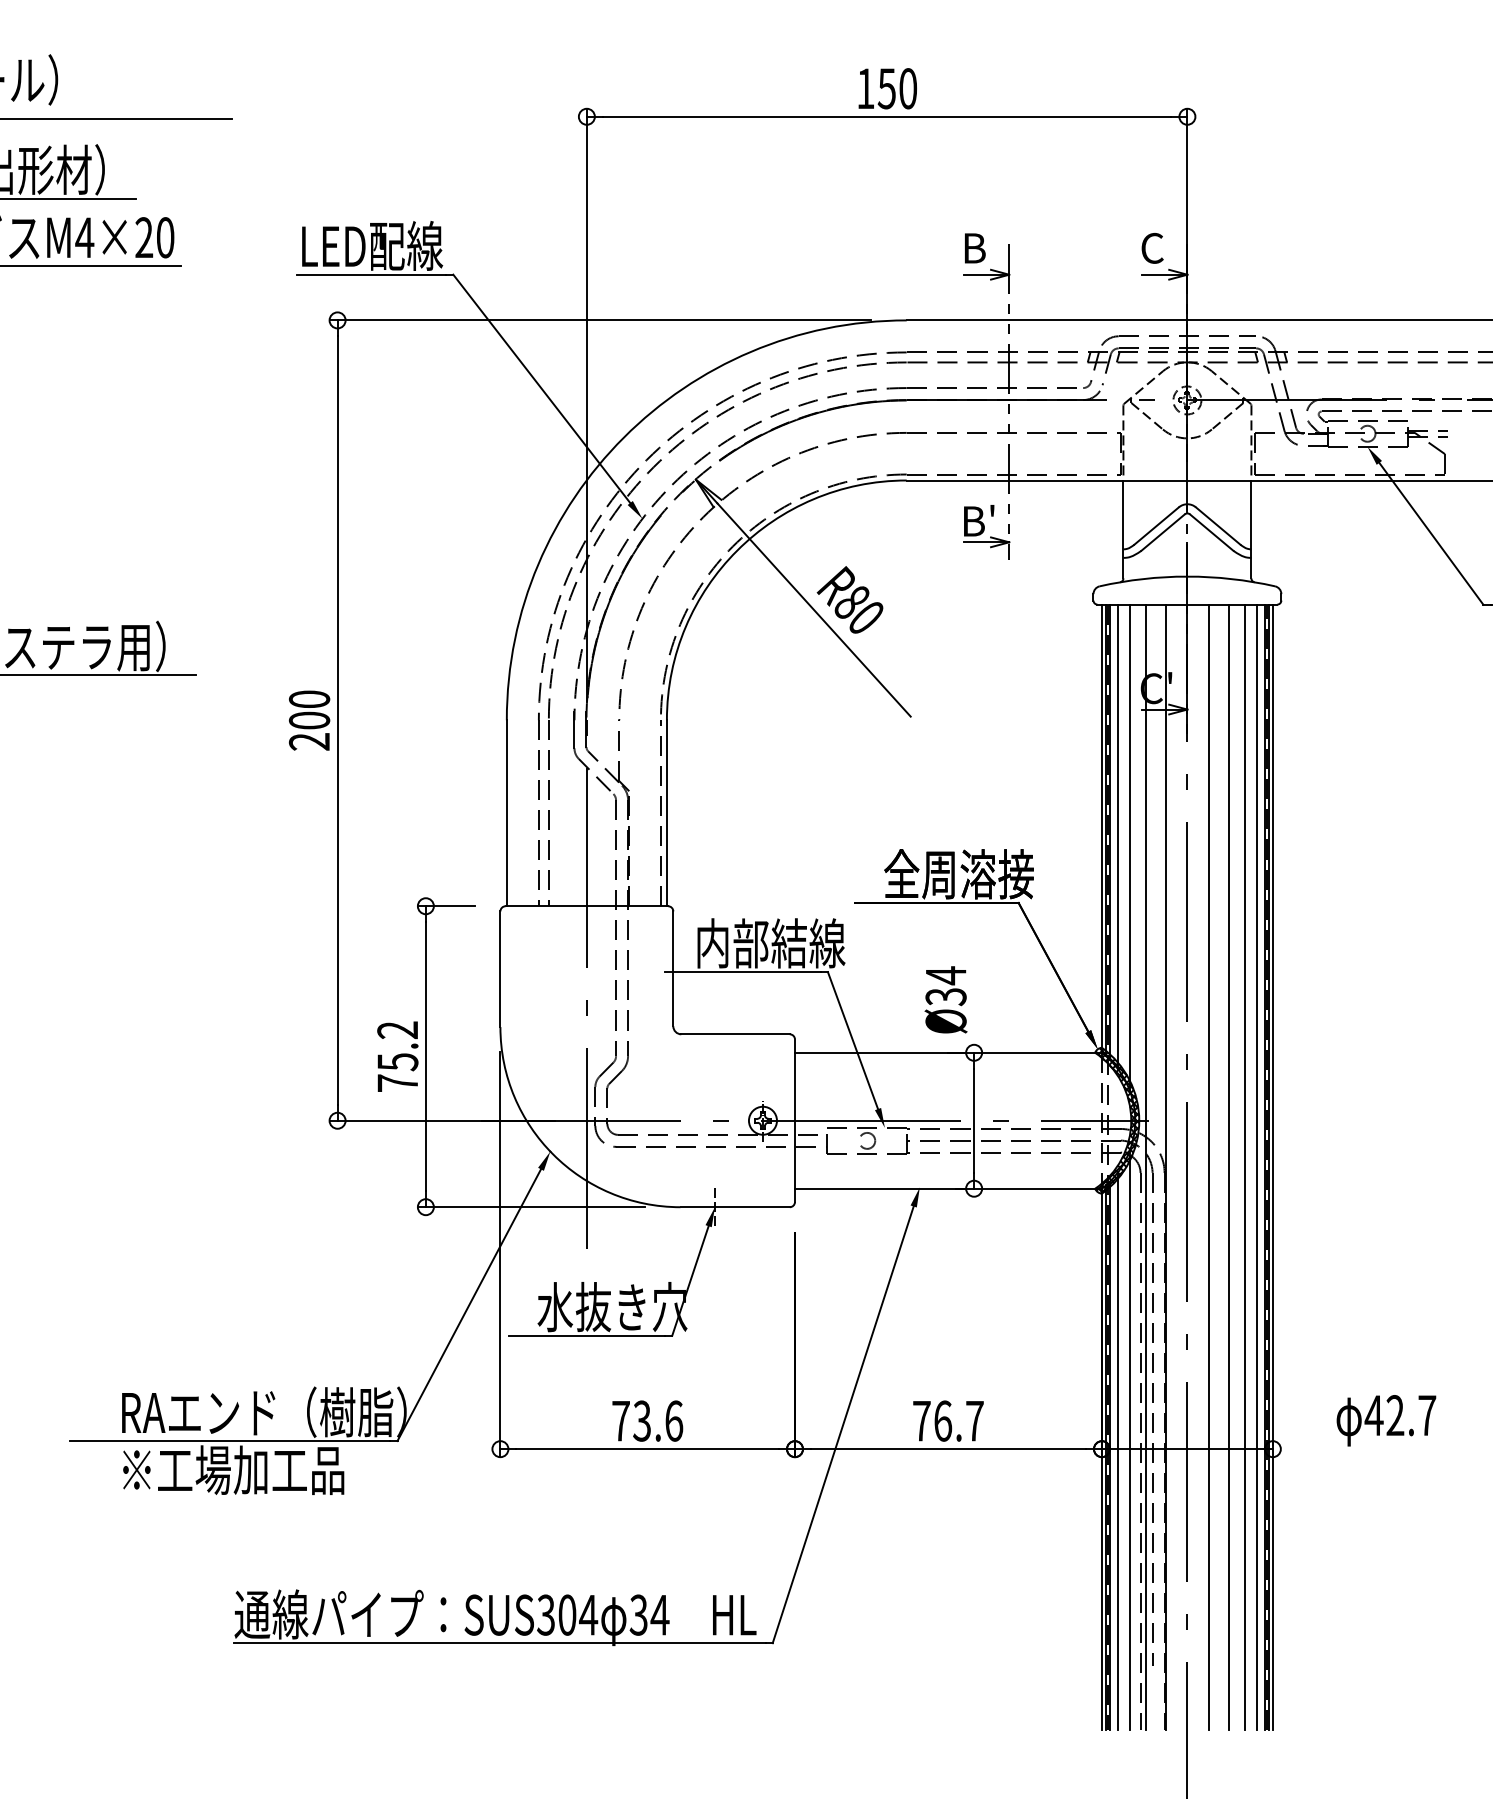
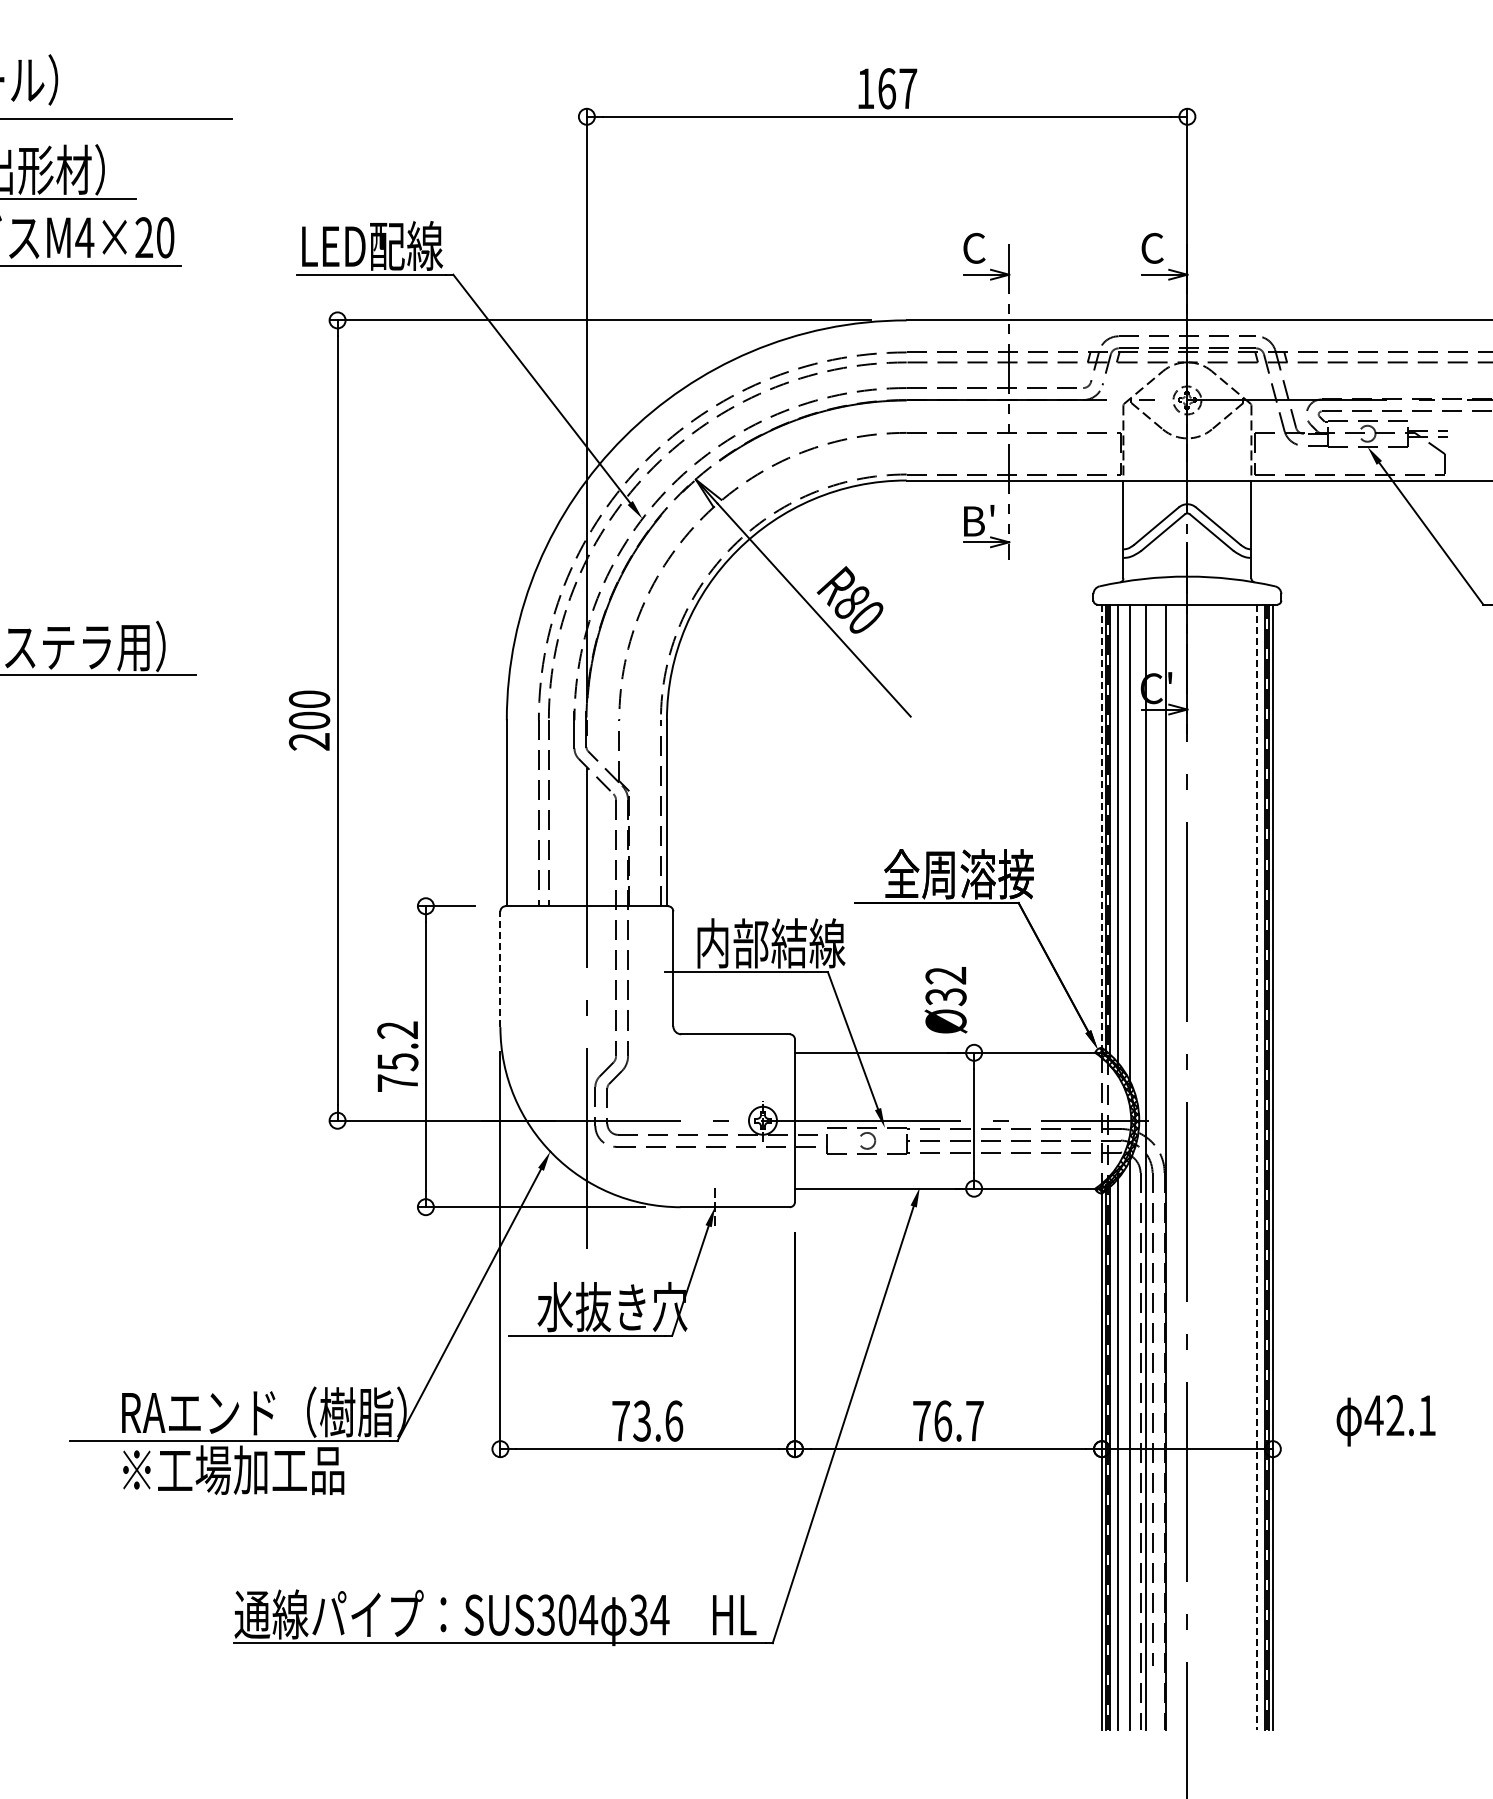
text: 150 -> 167 (897, 88)
text: B -> C (974, 247)
line: solid -> dashed (1101, 829)
line: solid -> dashed (500, 969)
text: Ø34 -> Ø32 (945, 975)
line: present -> none (1208, 1167)
line: present -> none (1228, 1167)
line: present -> none (1244, 1167)
line: solid -> dashed (1256, 1167)
text: 42.7 -> 42.1 (1427, 1415)
